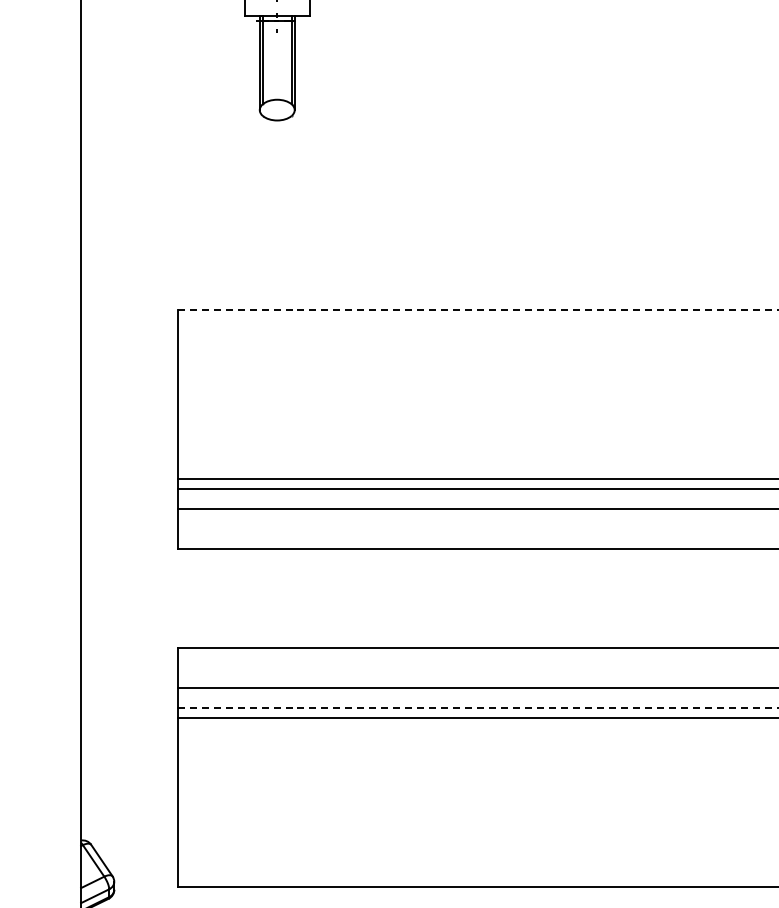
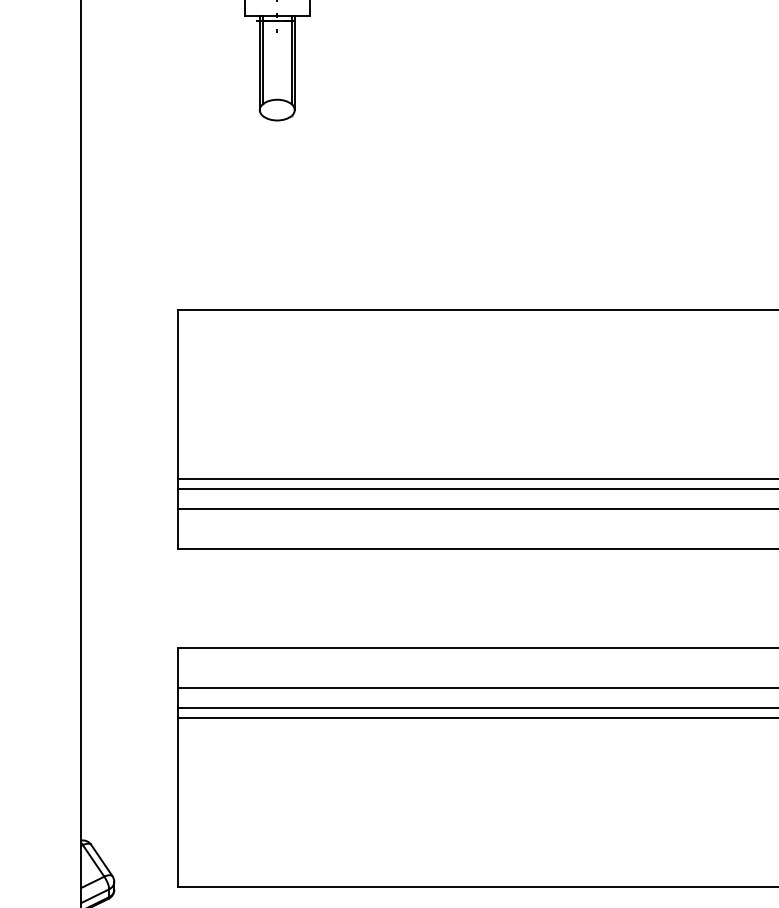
line: dashed -> solid (478, 309)
line: dashed -> solid (478, 708)
